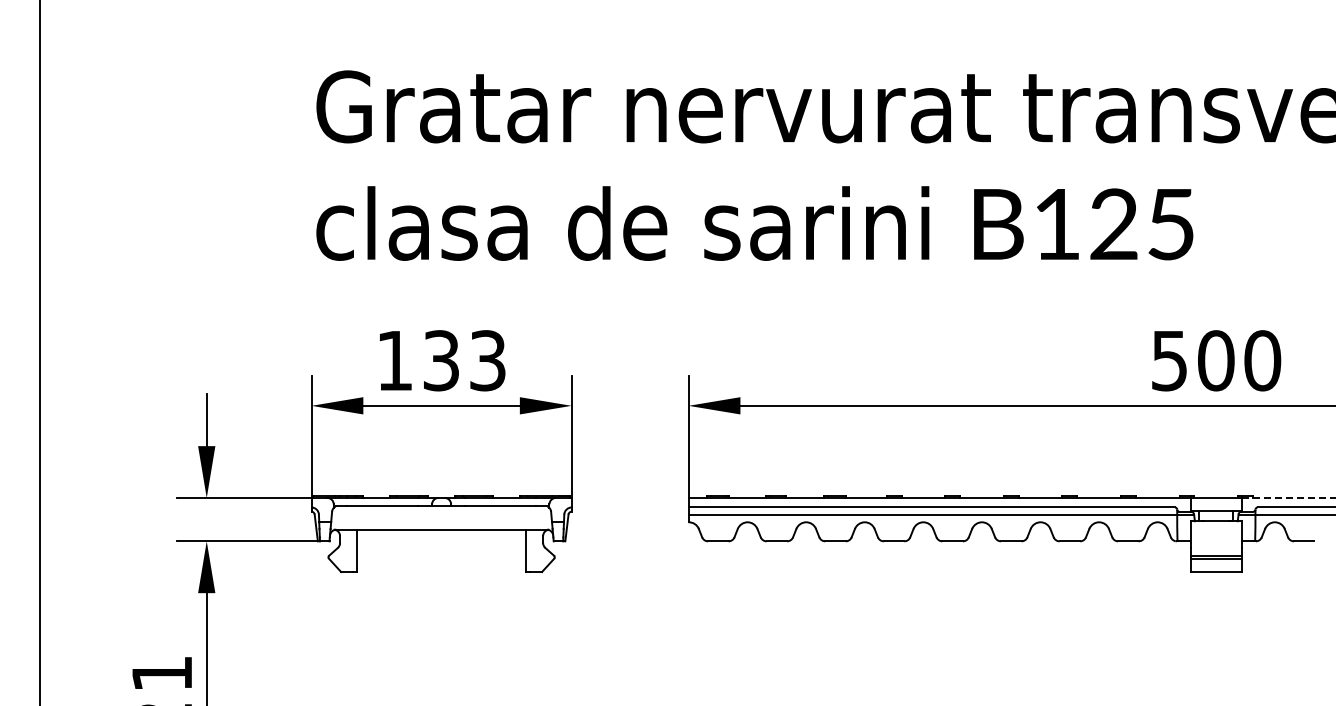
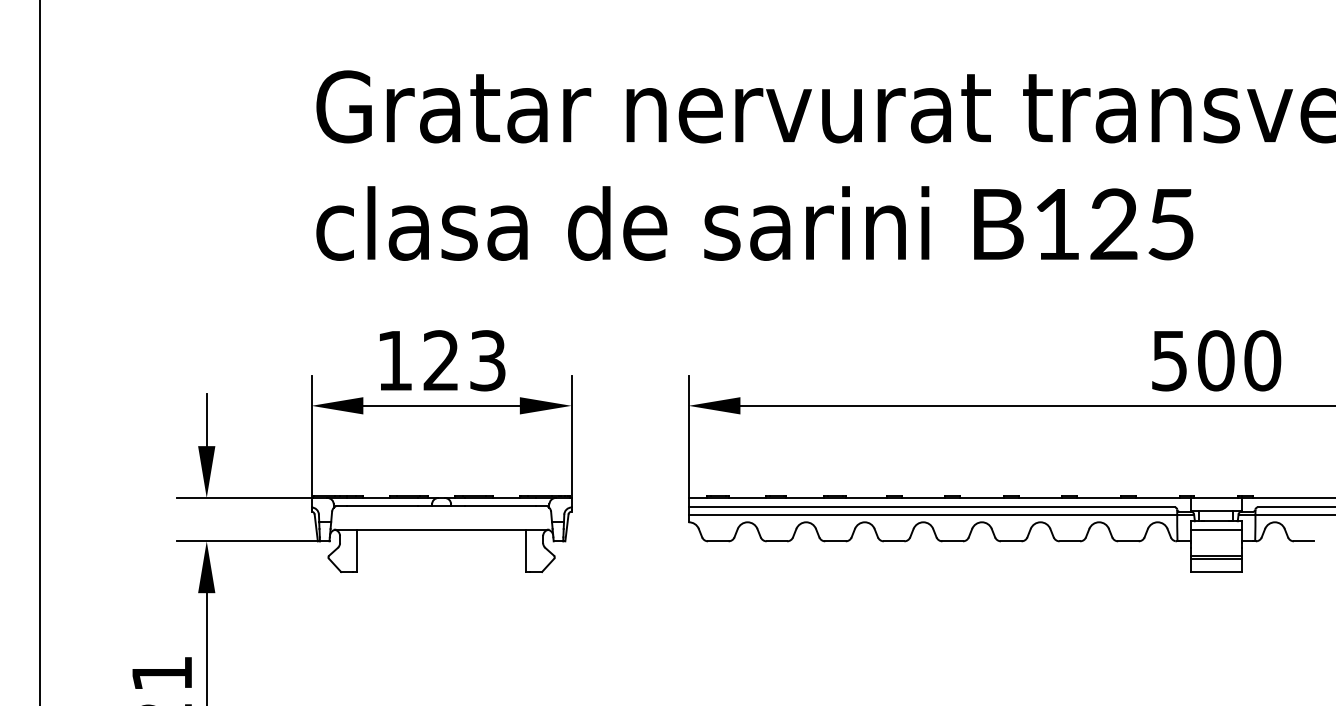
text: 133 -> 123 (440, 360)
line: dashed -> solid (1288, 497)
line: none -> present (1215, 529)
